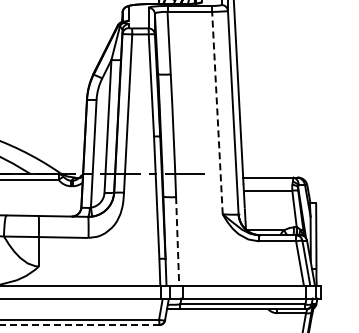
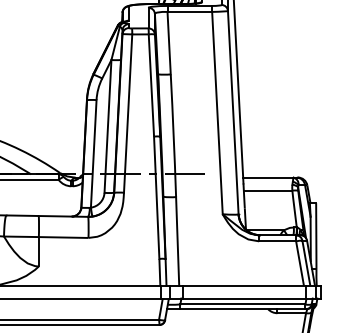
line: dashed -> solid (217, 112)
line: dashed -> solid (177, 241)
line: dashed -> solid (79, 324)
